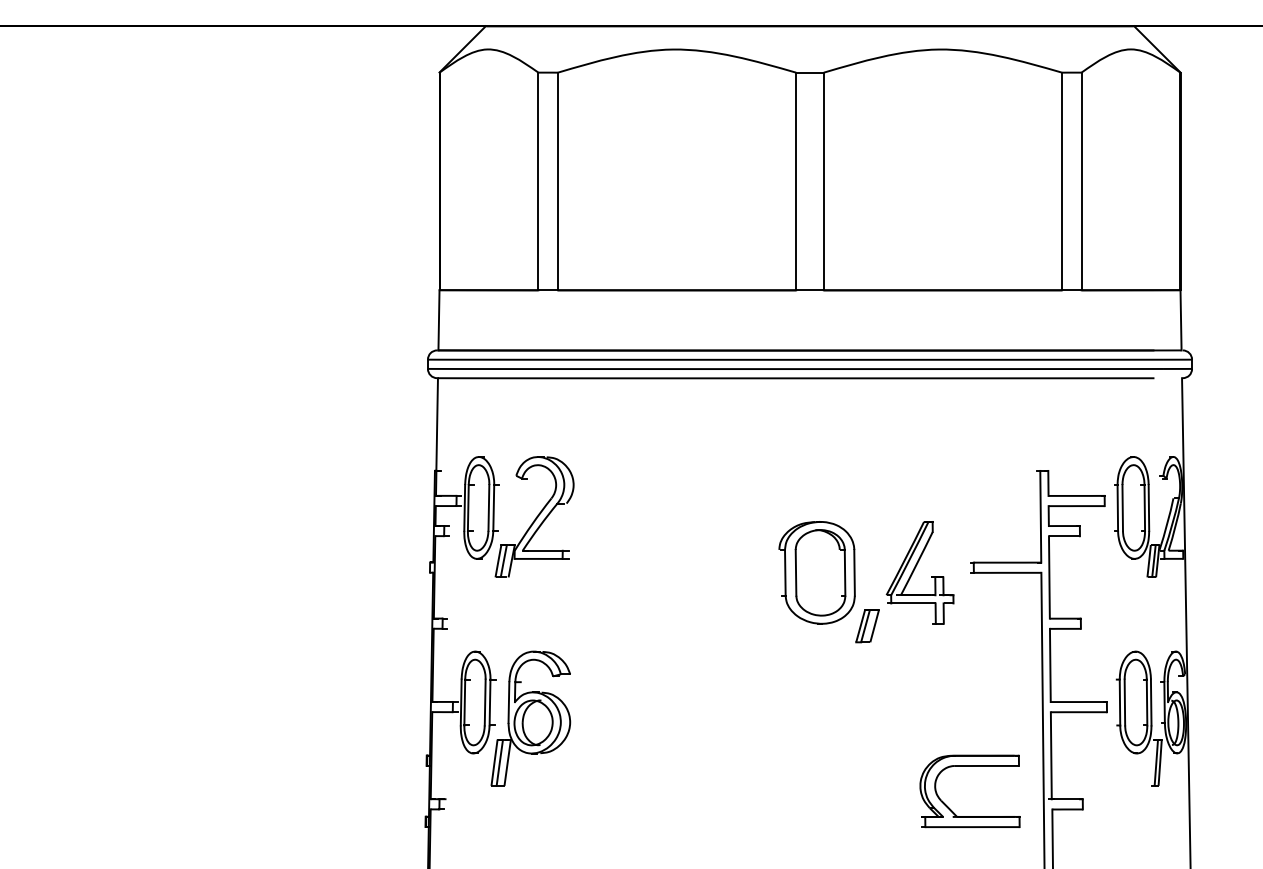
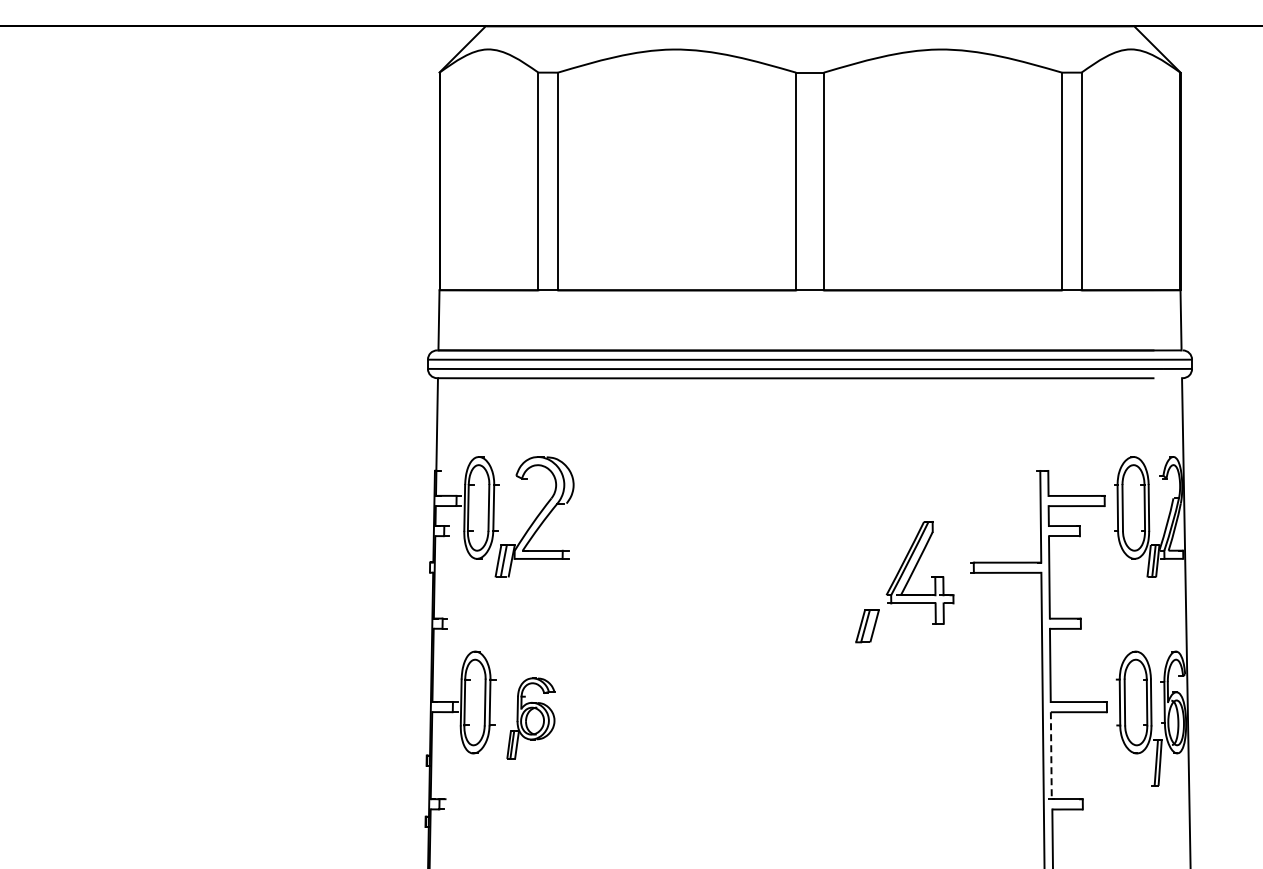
part: present -> none (816, 572)
part size: 82x137 px -> 50x83 px (530, 718)
line: solid -> dashed (1051, 755)
part: present -> none (969, 766)
